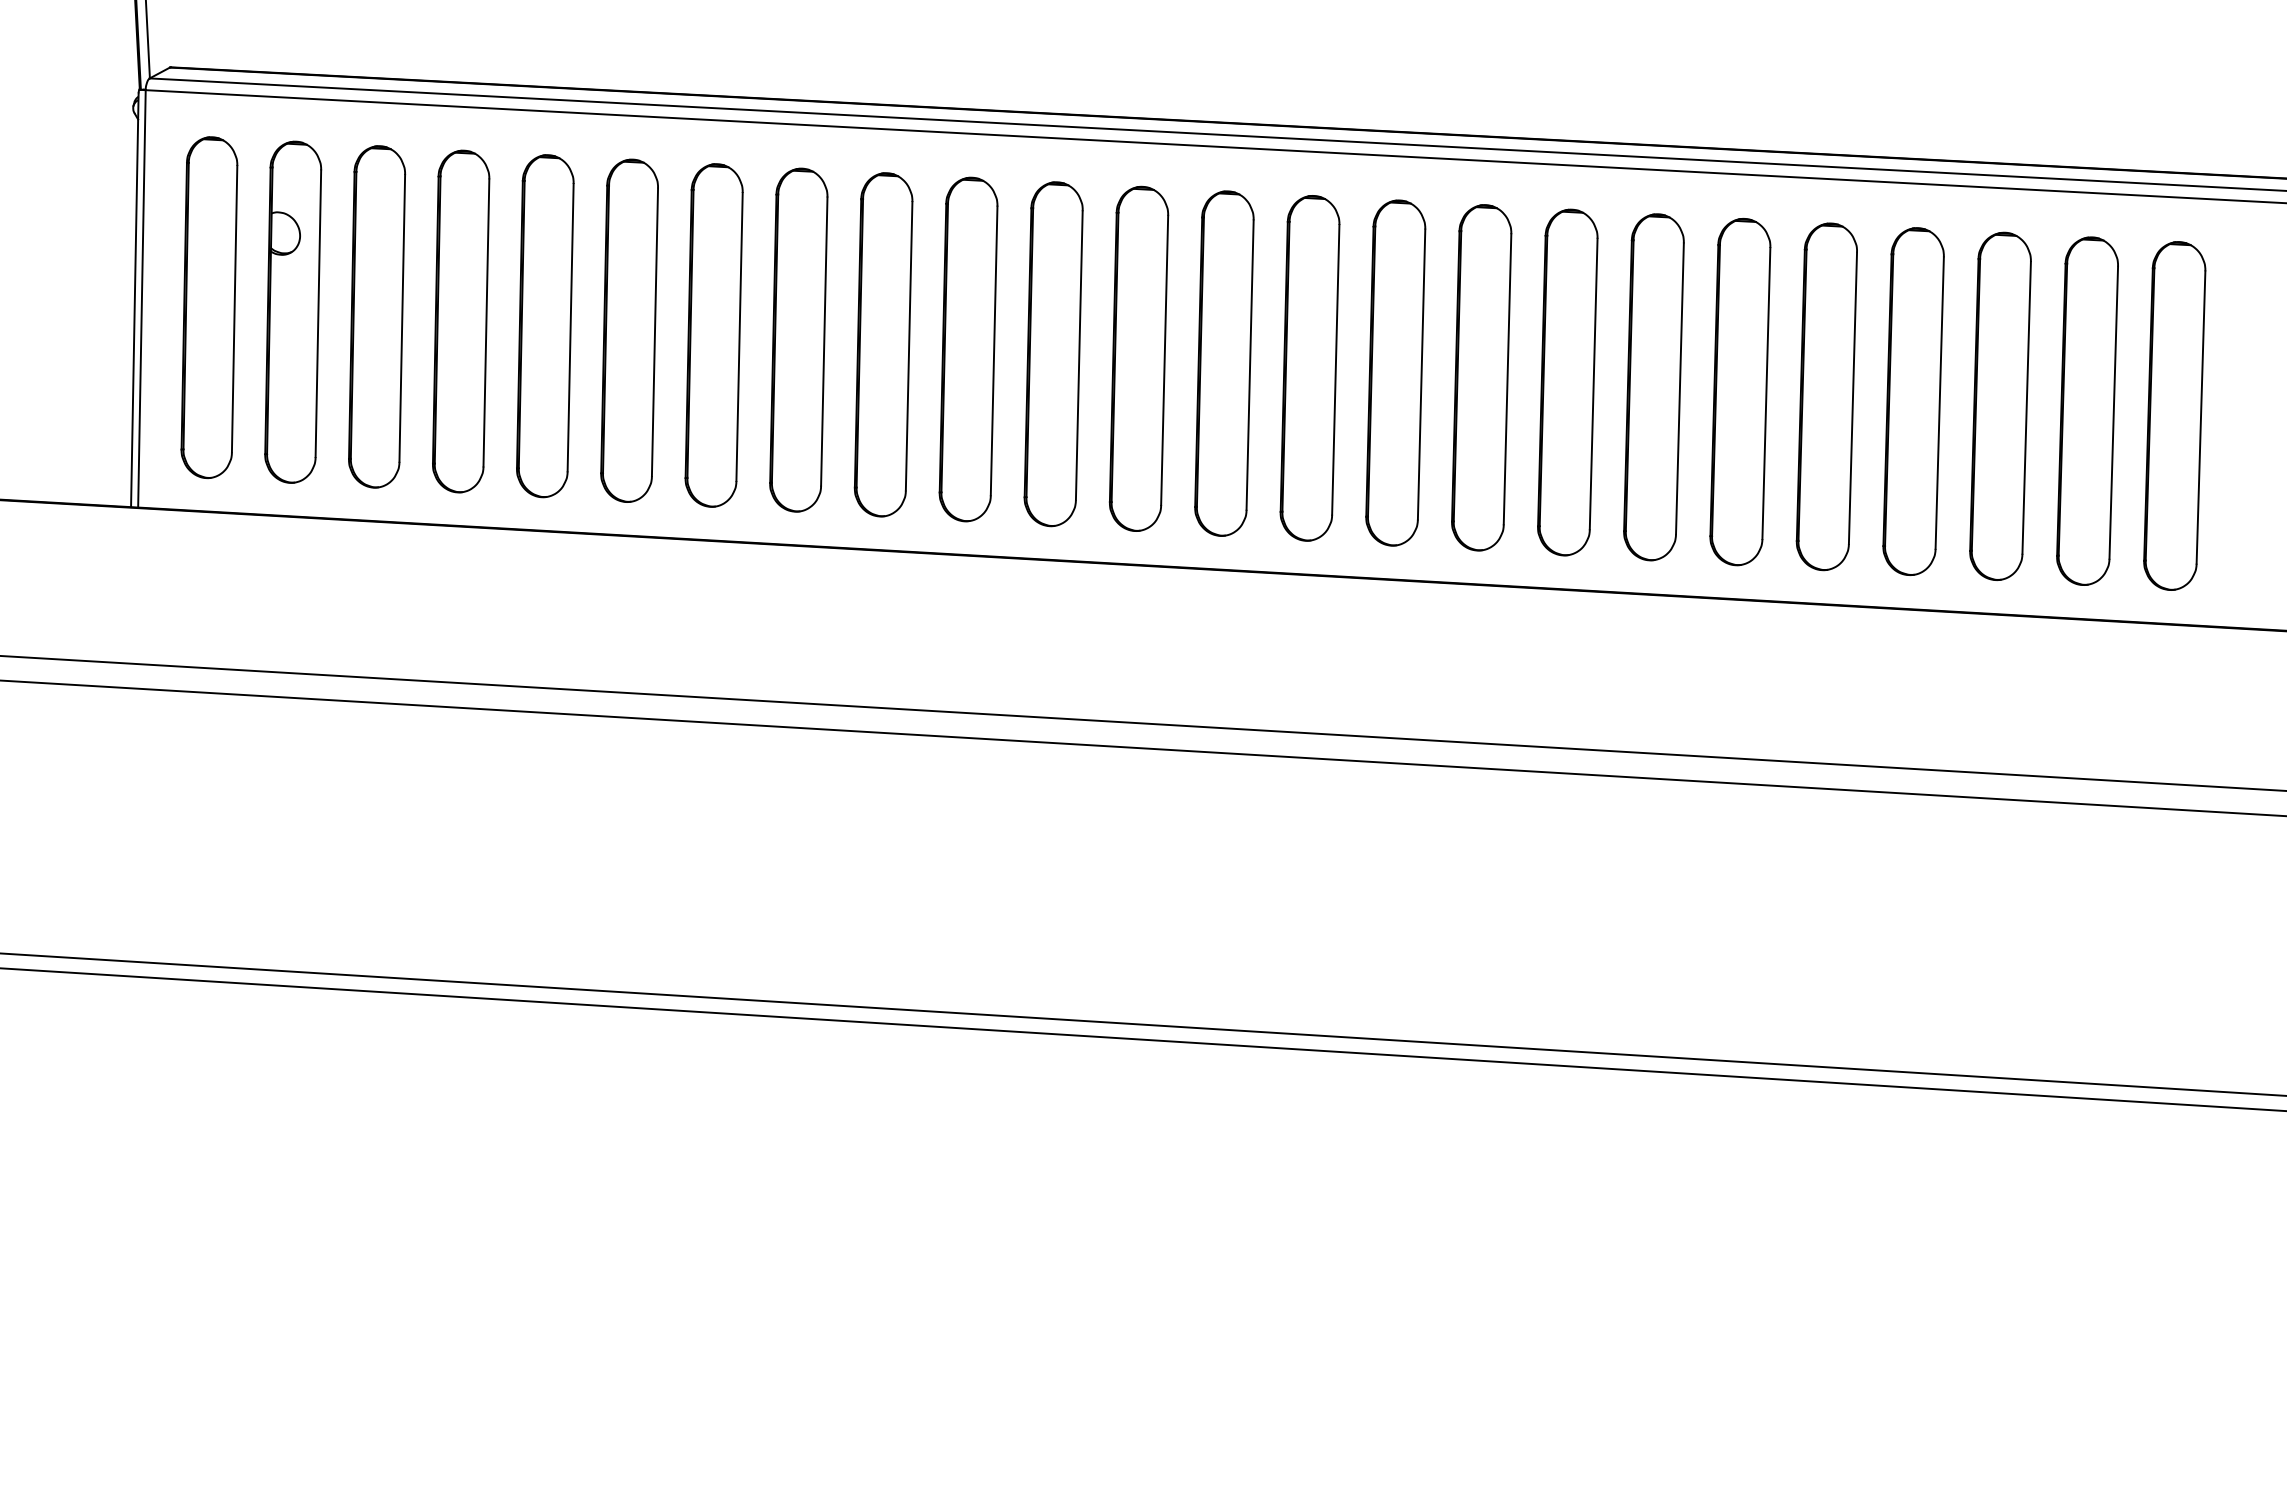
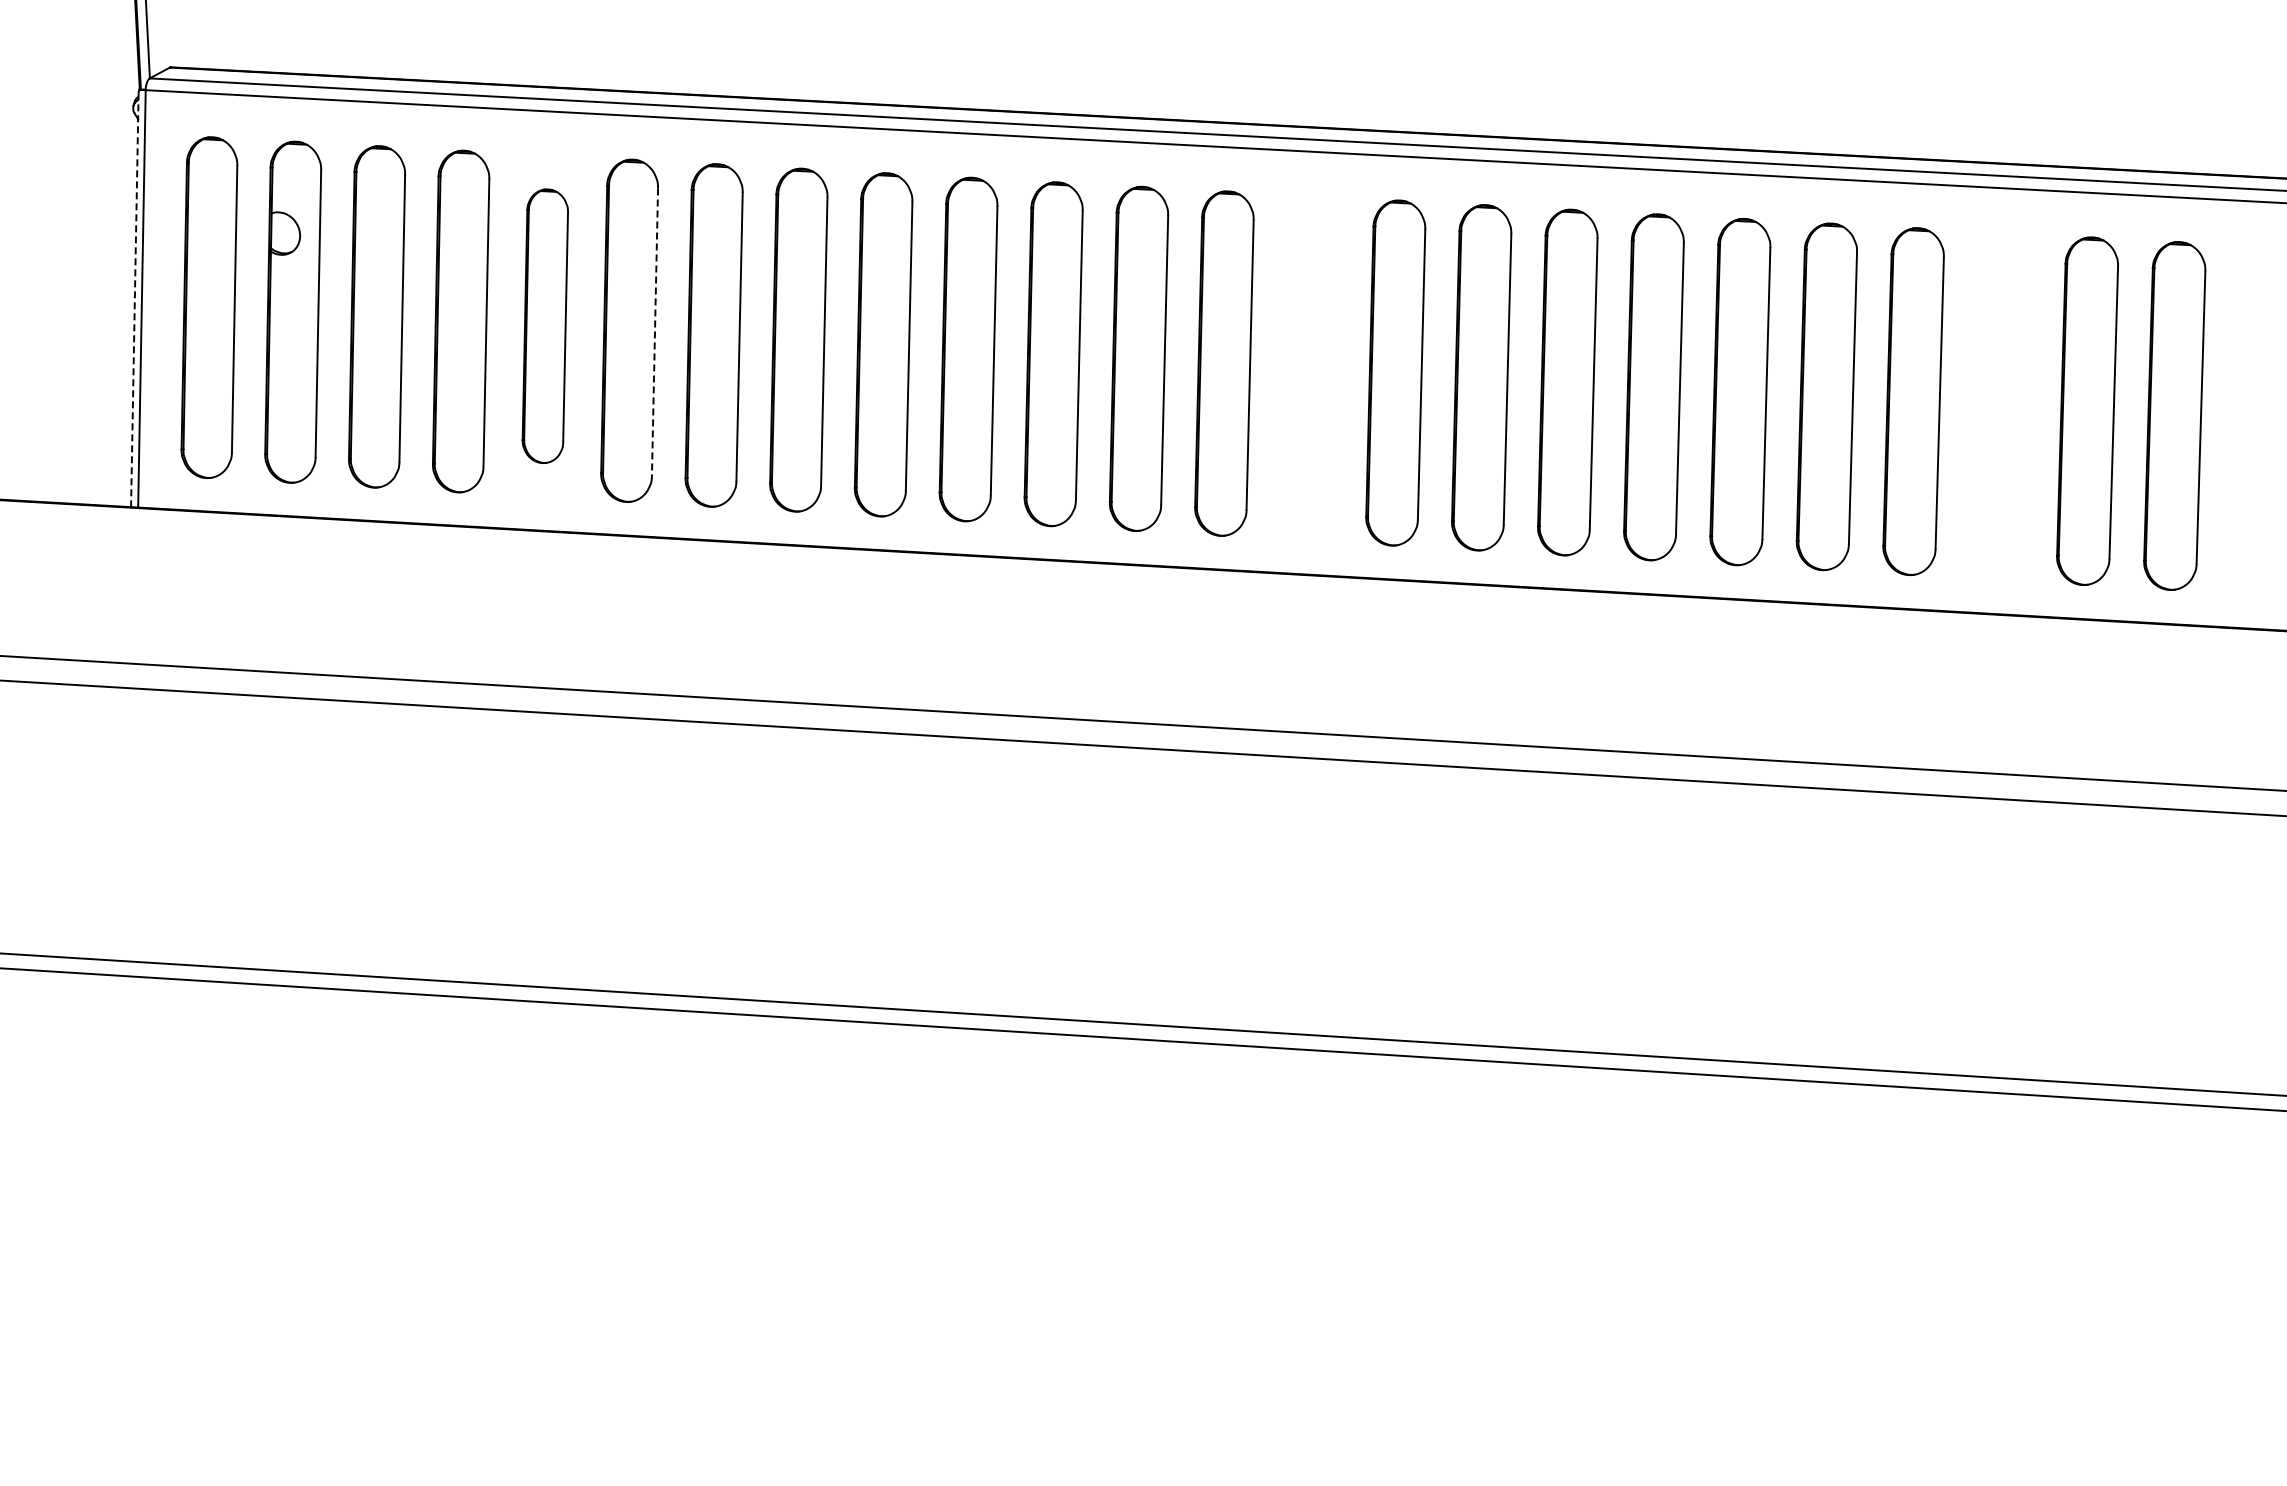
line: solid -> dashed (134, 300)
part size: 59x345 px -> 48x276 px (544, 325)
line: solid -> dashed (654, 332)
part: present -> none (1309, 368)
part: present -> none (2000, 405)
